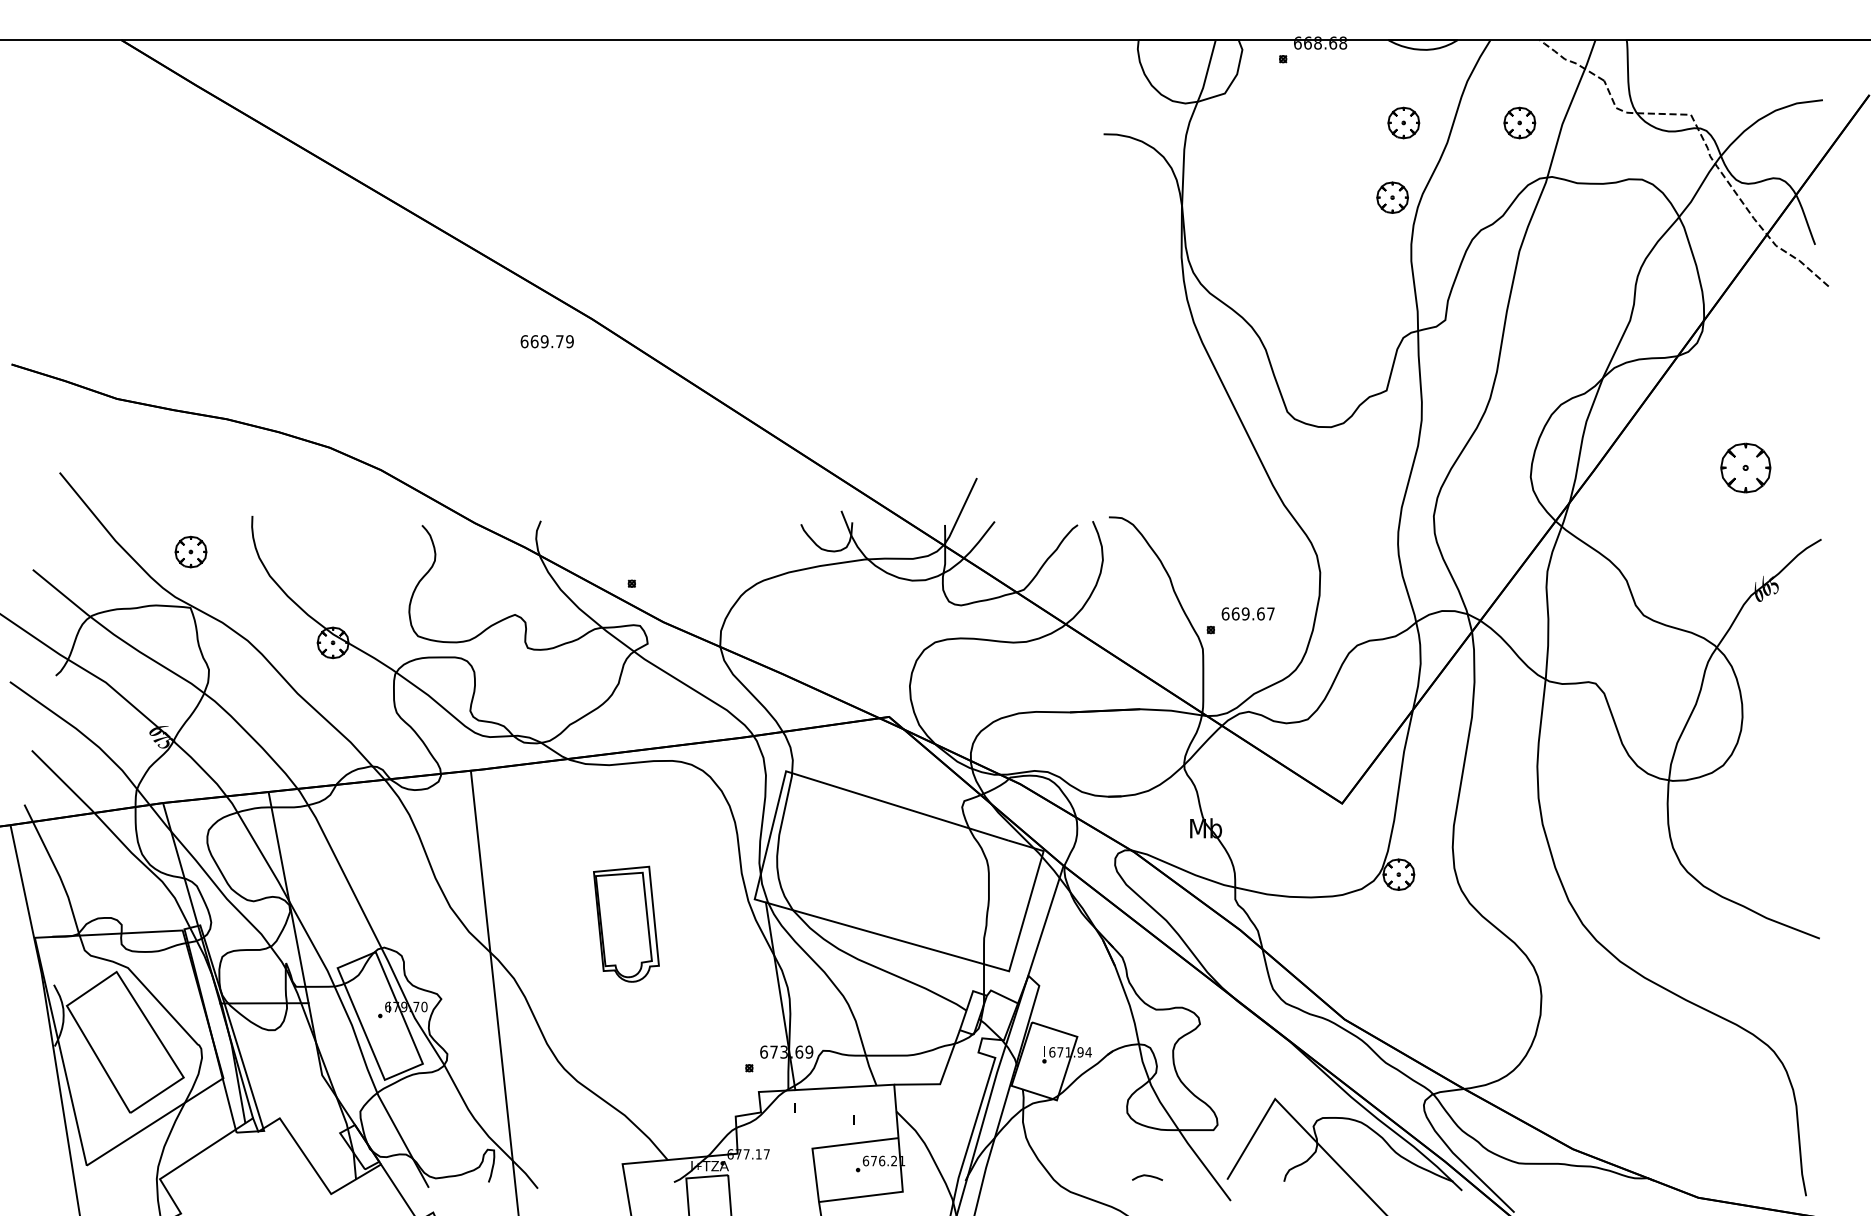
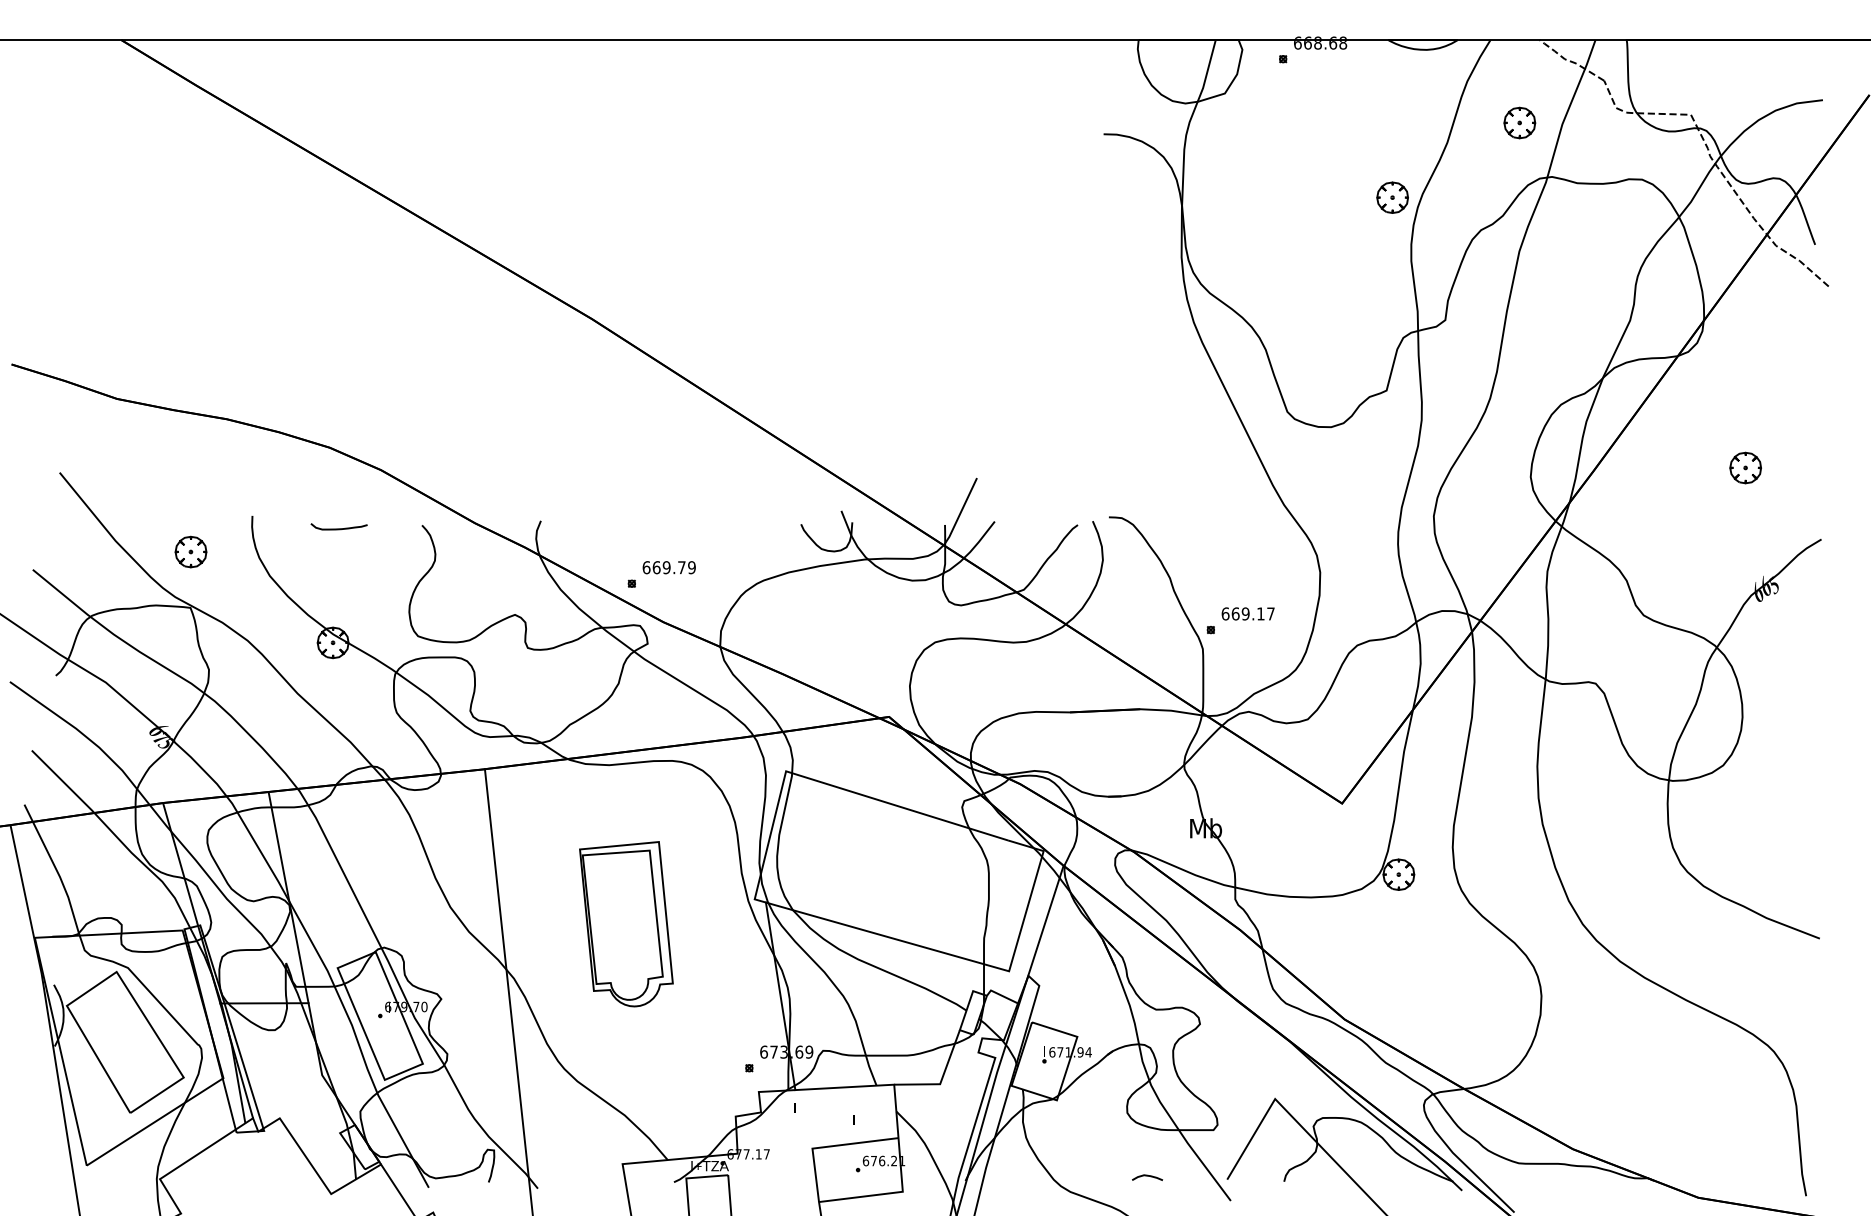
part: present -> none (1403, 122)
text position: (546, 341) -> (668, 567) (668, 567)
part size: 52x52 px -> 33x34 px (1745, 467)
curve: none -> present (338, 528)
text: 669.67 -> 669.17 (1260, 613)
part size: 67x118 px -> 95x167 px (626, 924)
line position: (494, 991) -> (508, 990) (508, 990)
